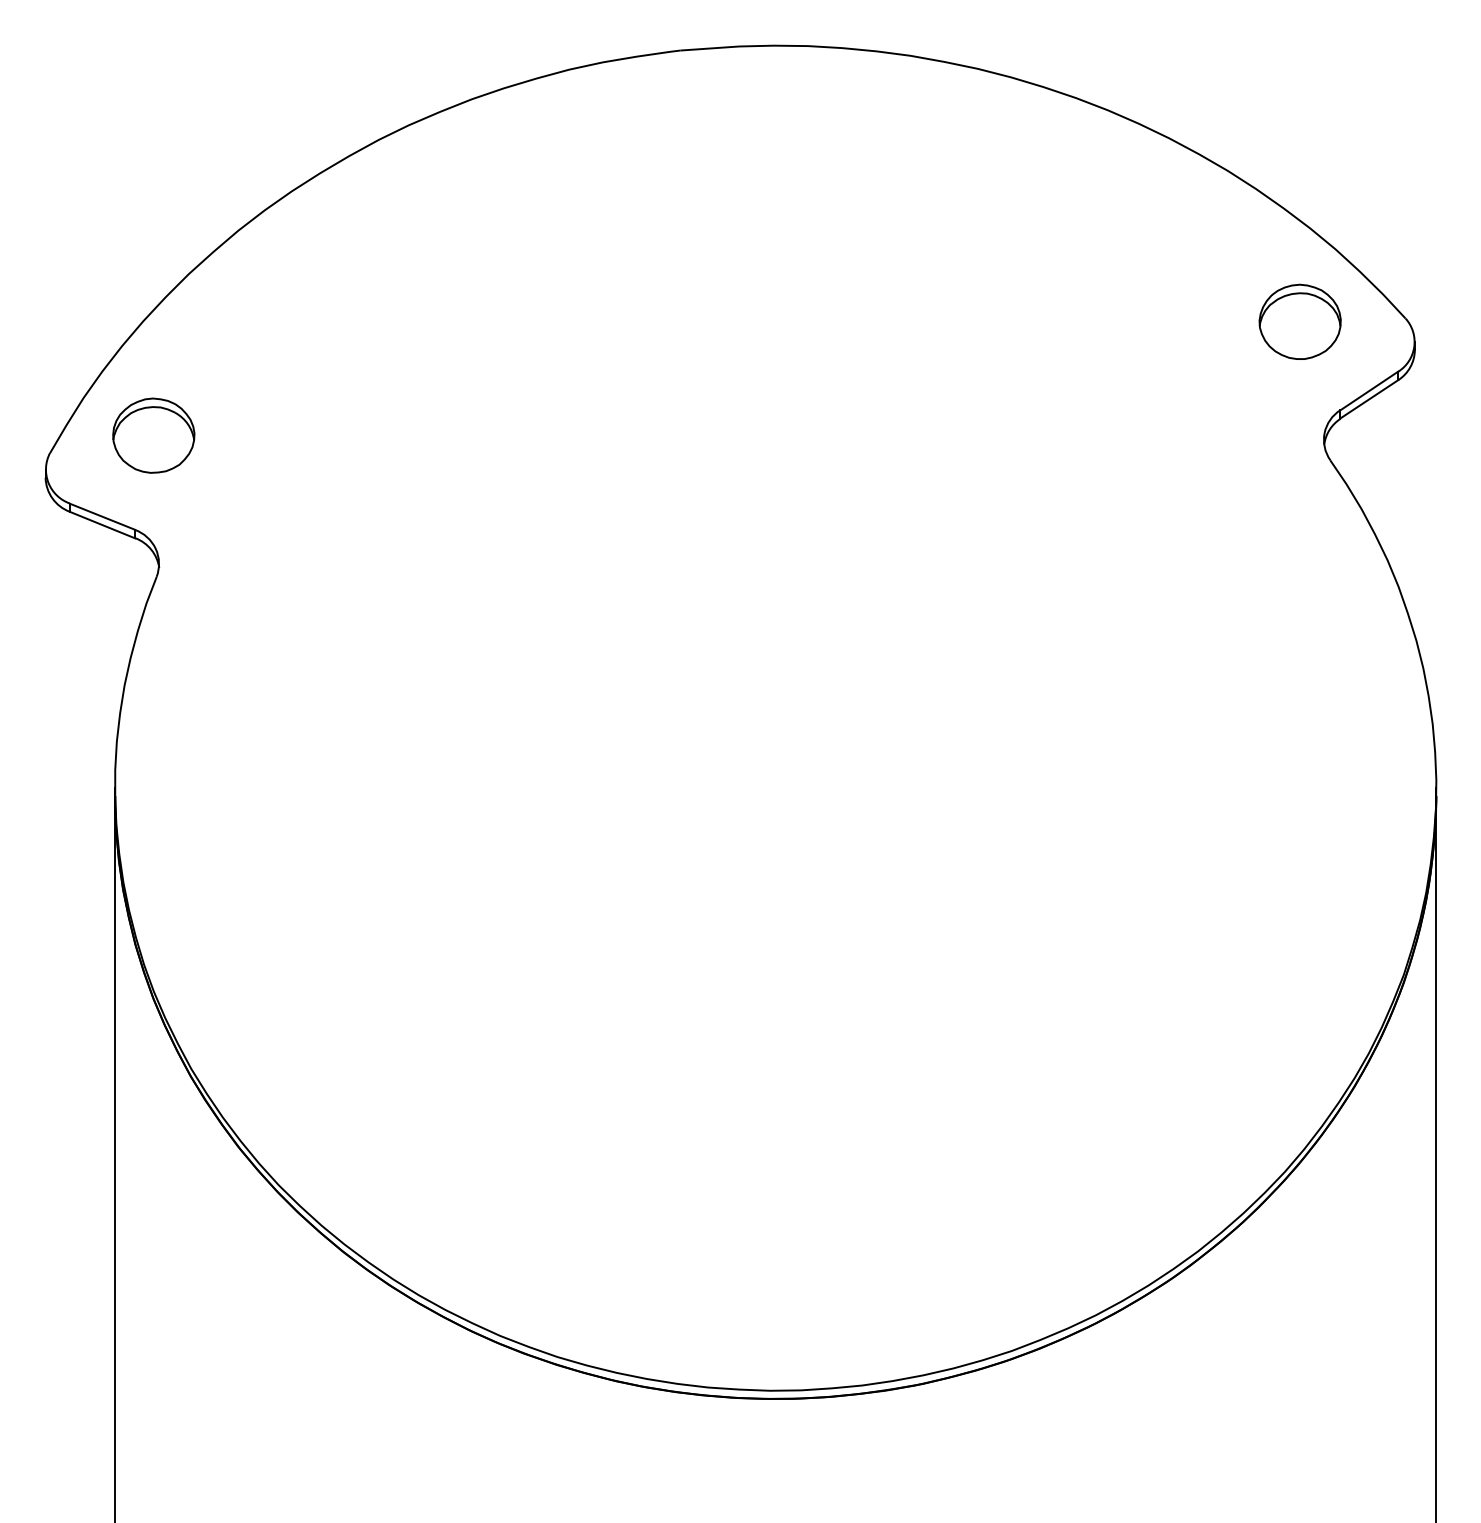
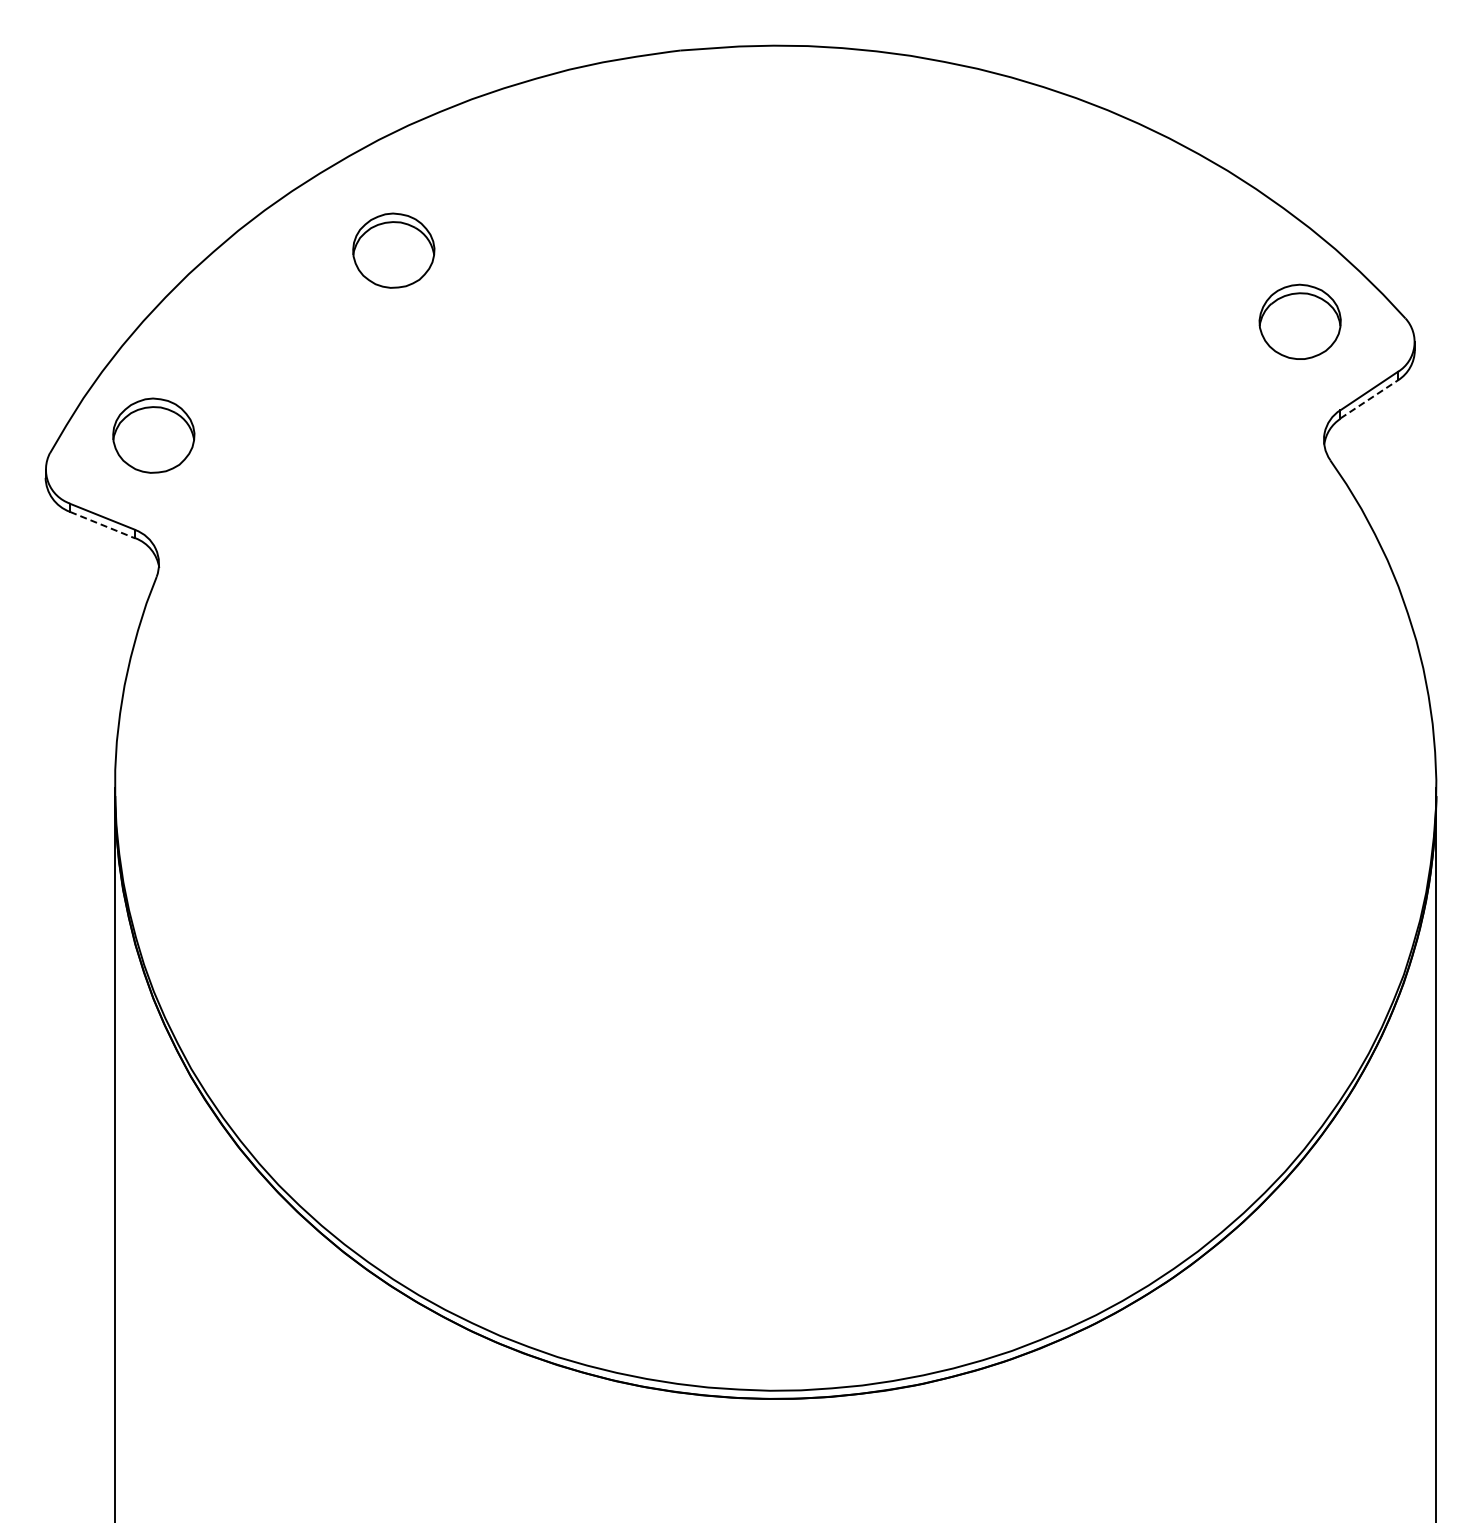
part: none -> present (393, 250)
line: solid -> dashed (1369, 399)
line: solid -> dashed (103, 525)
